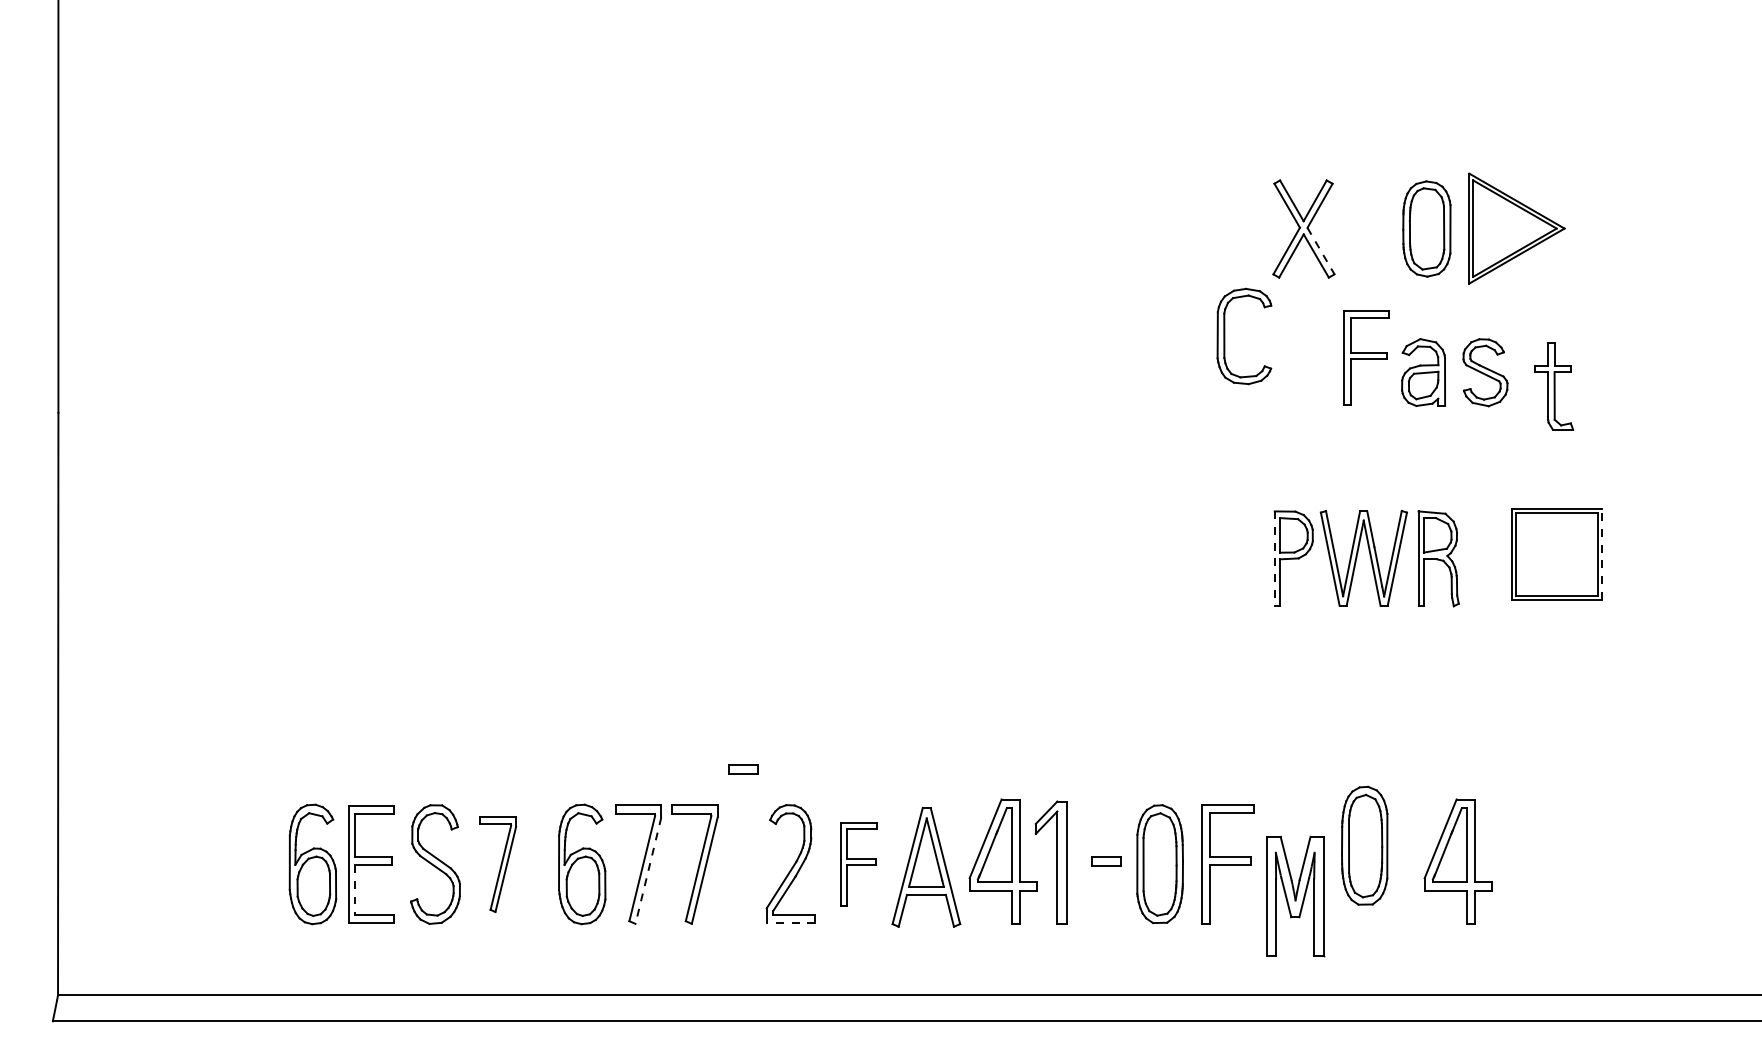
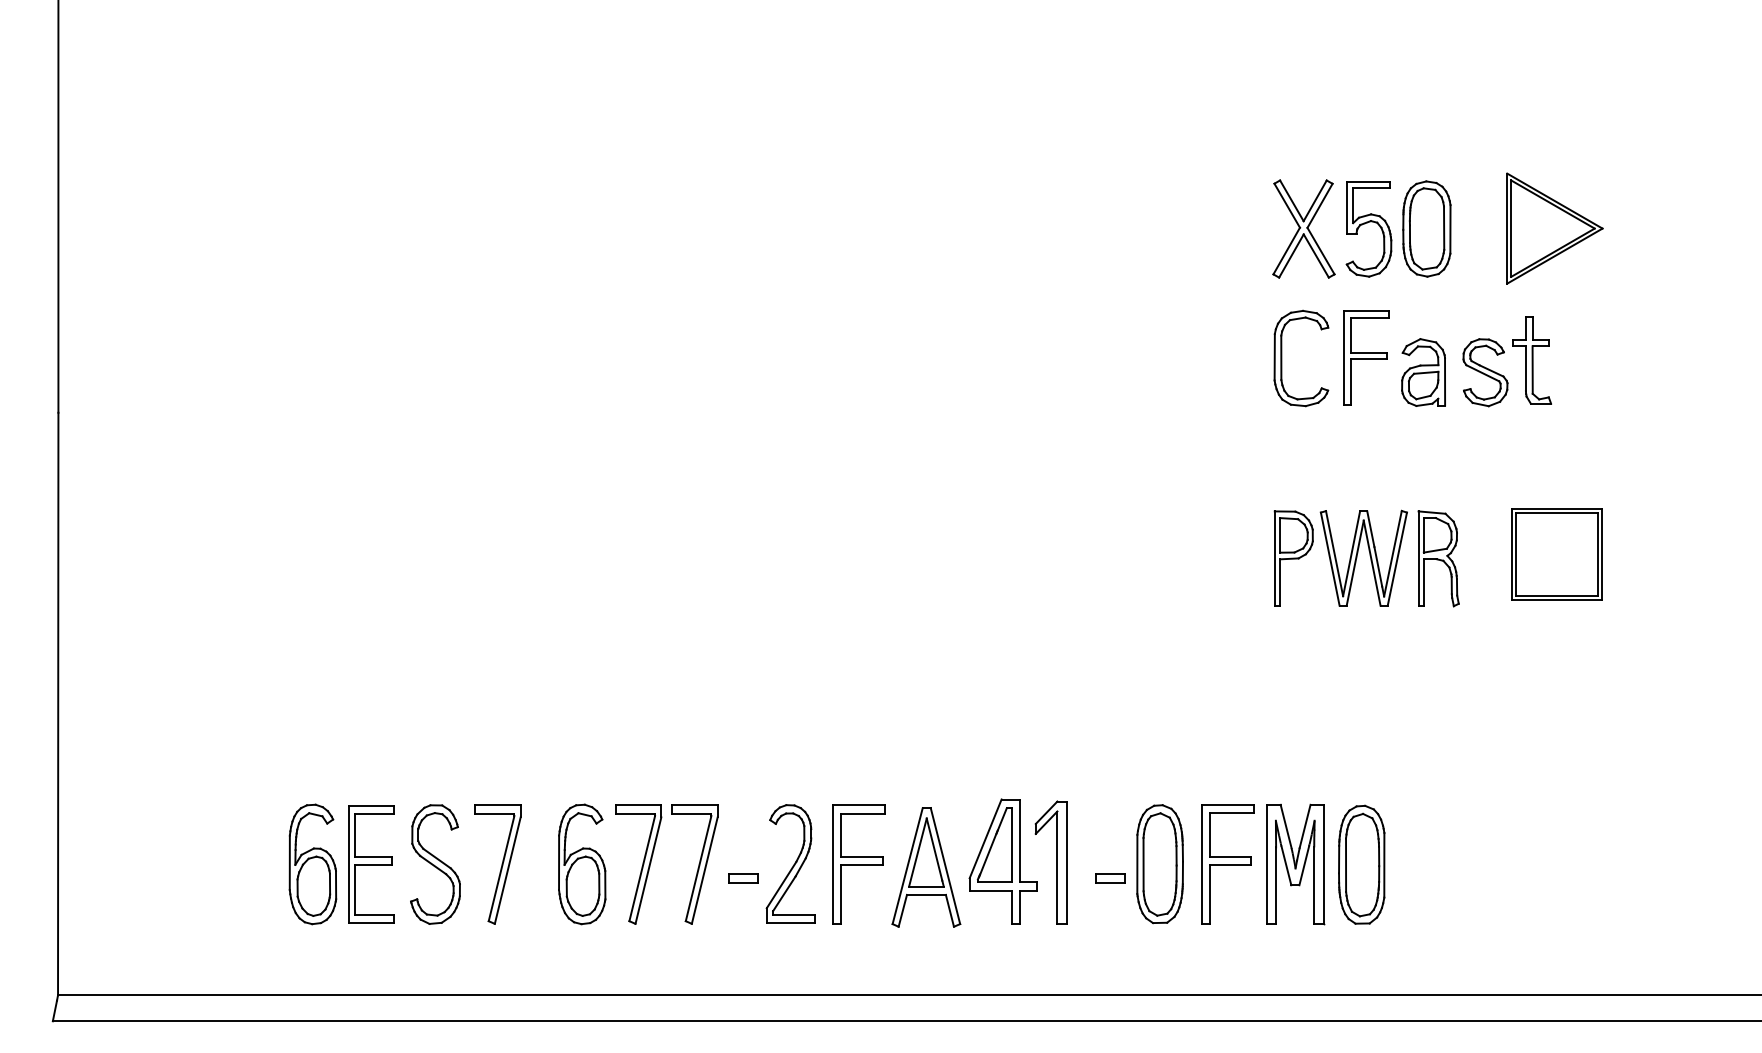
part position: (1516, 228) -> (1554, 228) (1554, 228)
part: none -> present (1368, 229)
line: dashed -> solid (1321, 251)
part position: (1225, 336) -> (1282, 358) (1282, 358)
part position: (1553, 386) -> (1531, 360) (1531, 360)
line: dashed -> solid (1602, 554)
line: dashed -> solid (1274, 558)
part position: (743, 769) -> (743, 878) (743, 878)
part position: (1364, 845) -> (1361, 864) (1361, 864)
part position: (1106, 861) -> (1110, 878) (1110, 878)
part: present -> none (1457, 861)
part size: 39x97 px -> 48x121 px (497, 864)
part size: 38x85 px -> 54x121 px (858, 864)
line: dashed -> solid (648, 870)
line: dashed -> solid (355, 890)
part position: (1295, 896) -> (1295, 864) (1295, 864)
line: dashed -> solid (790, 923)
